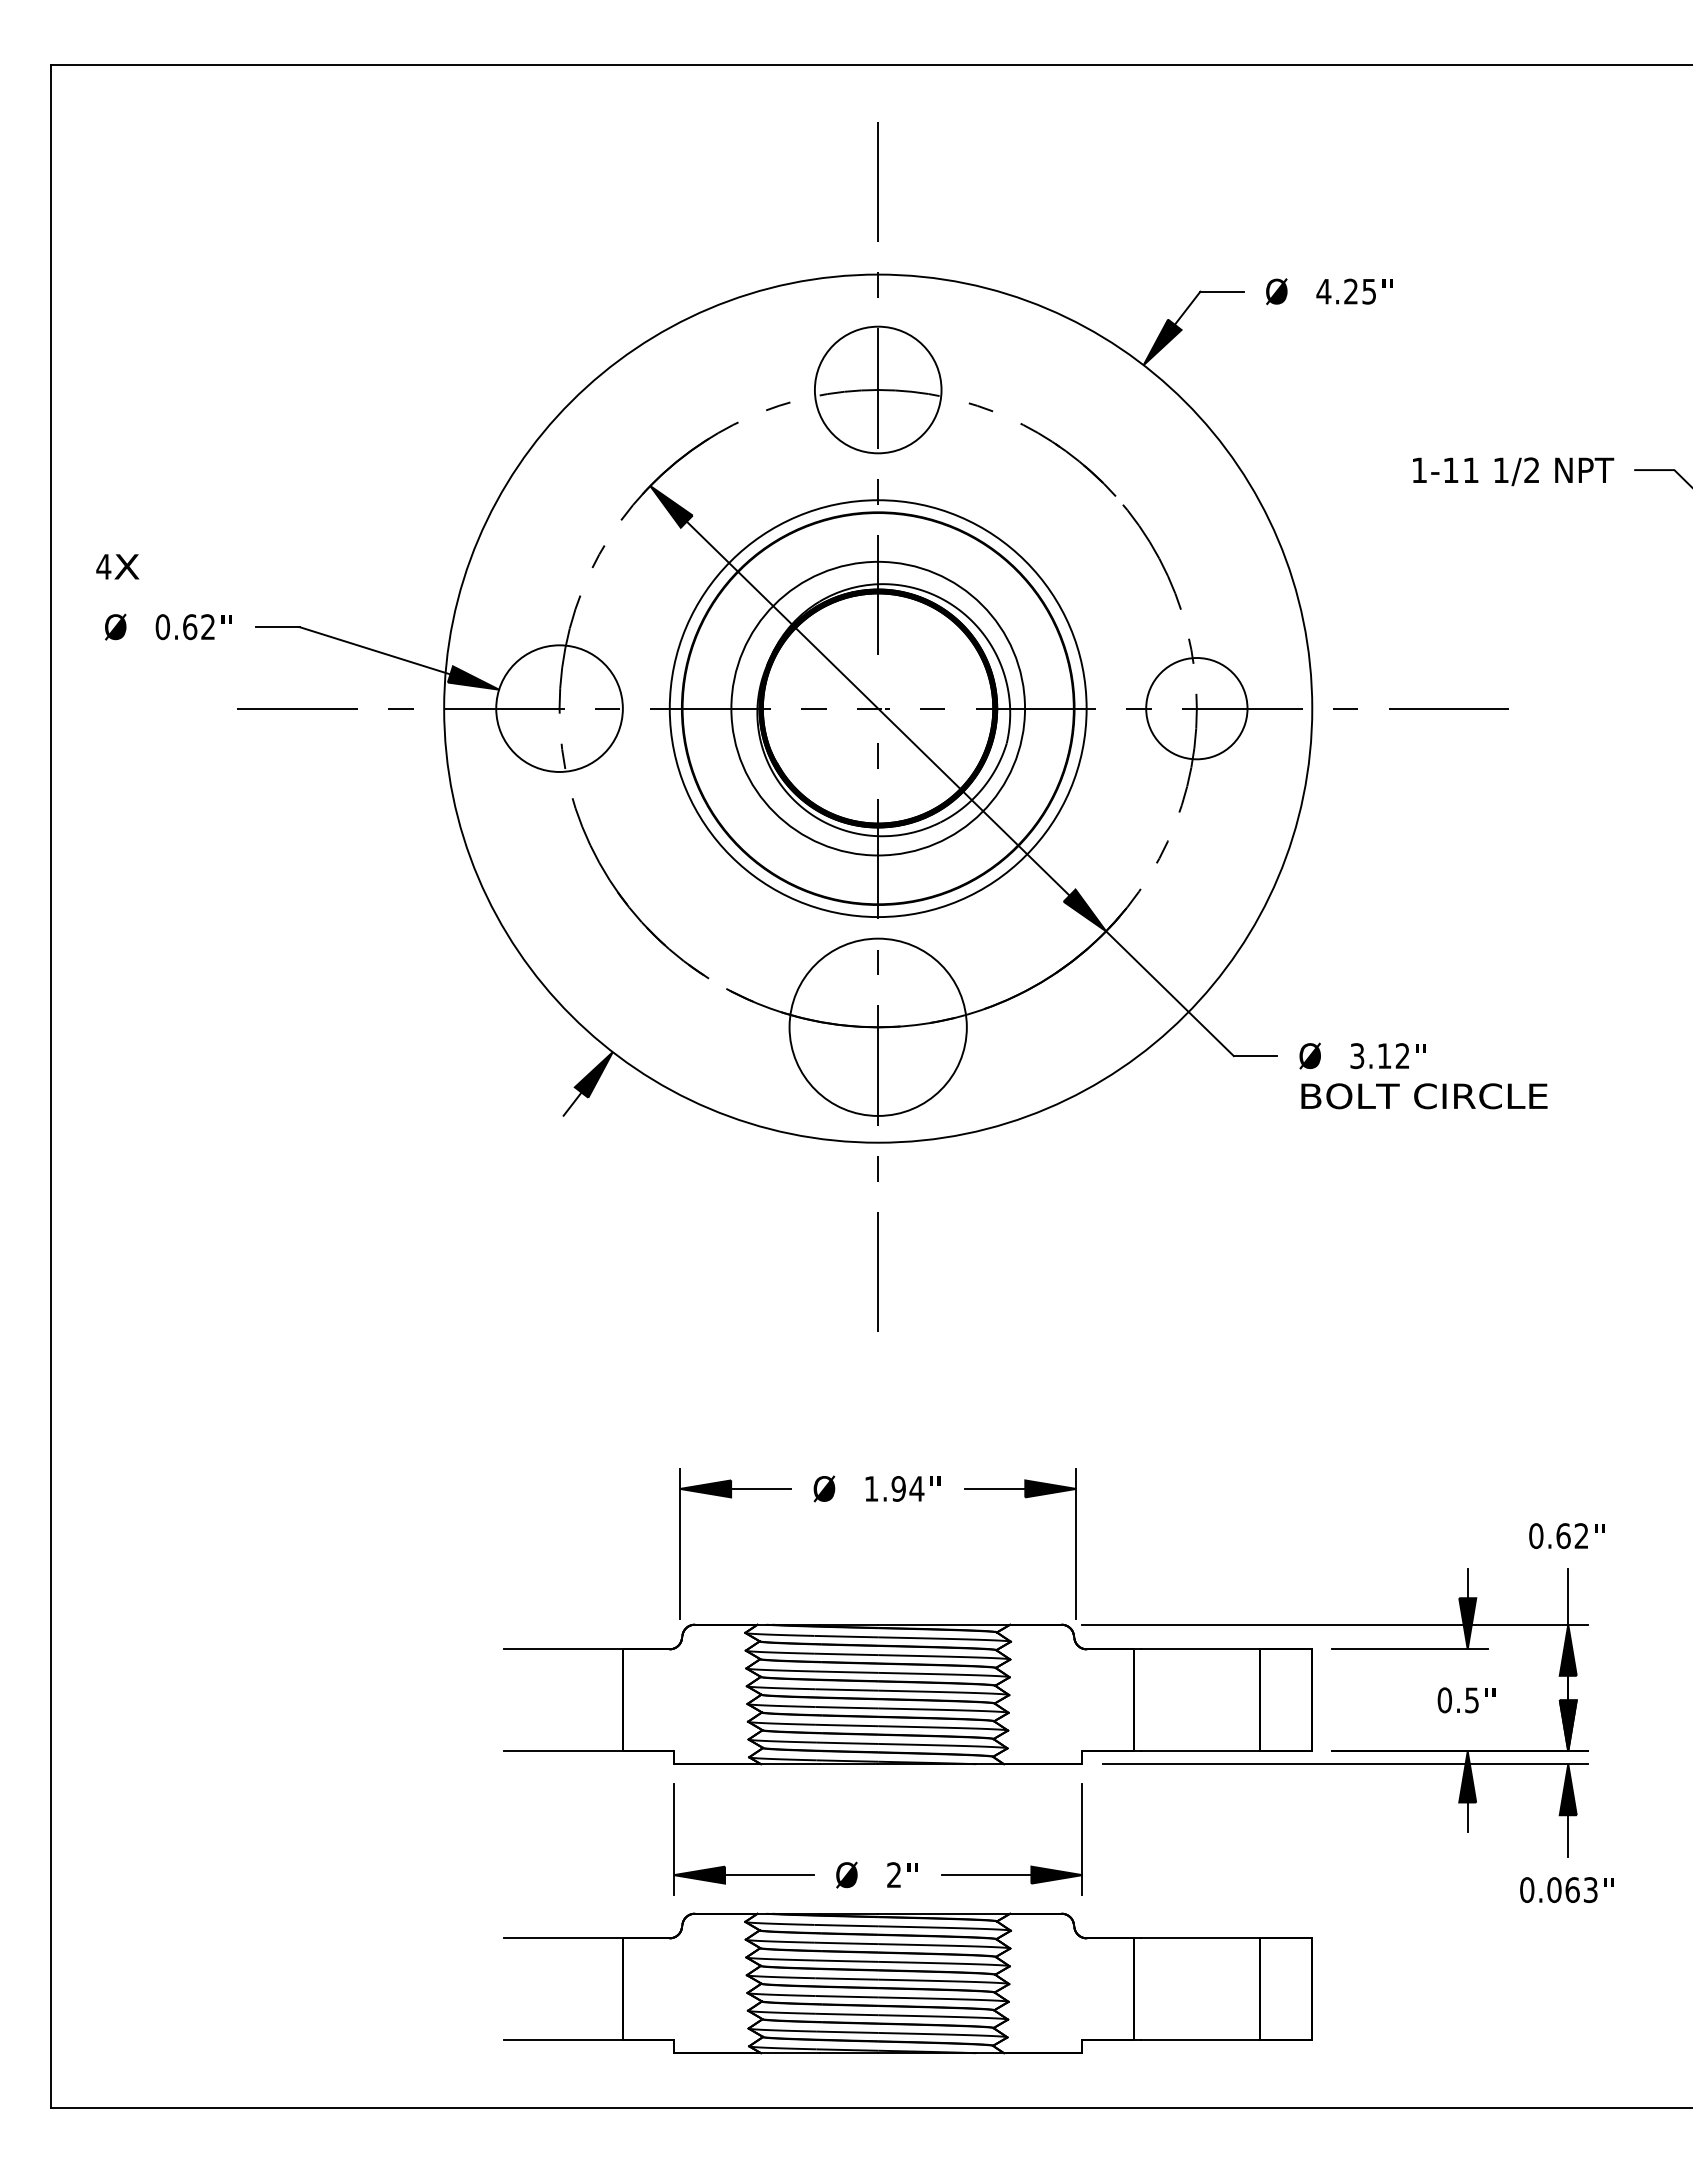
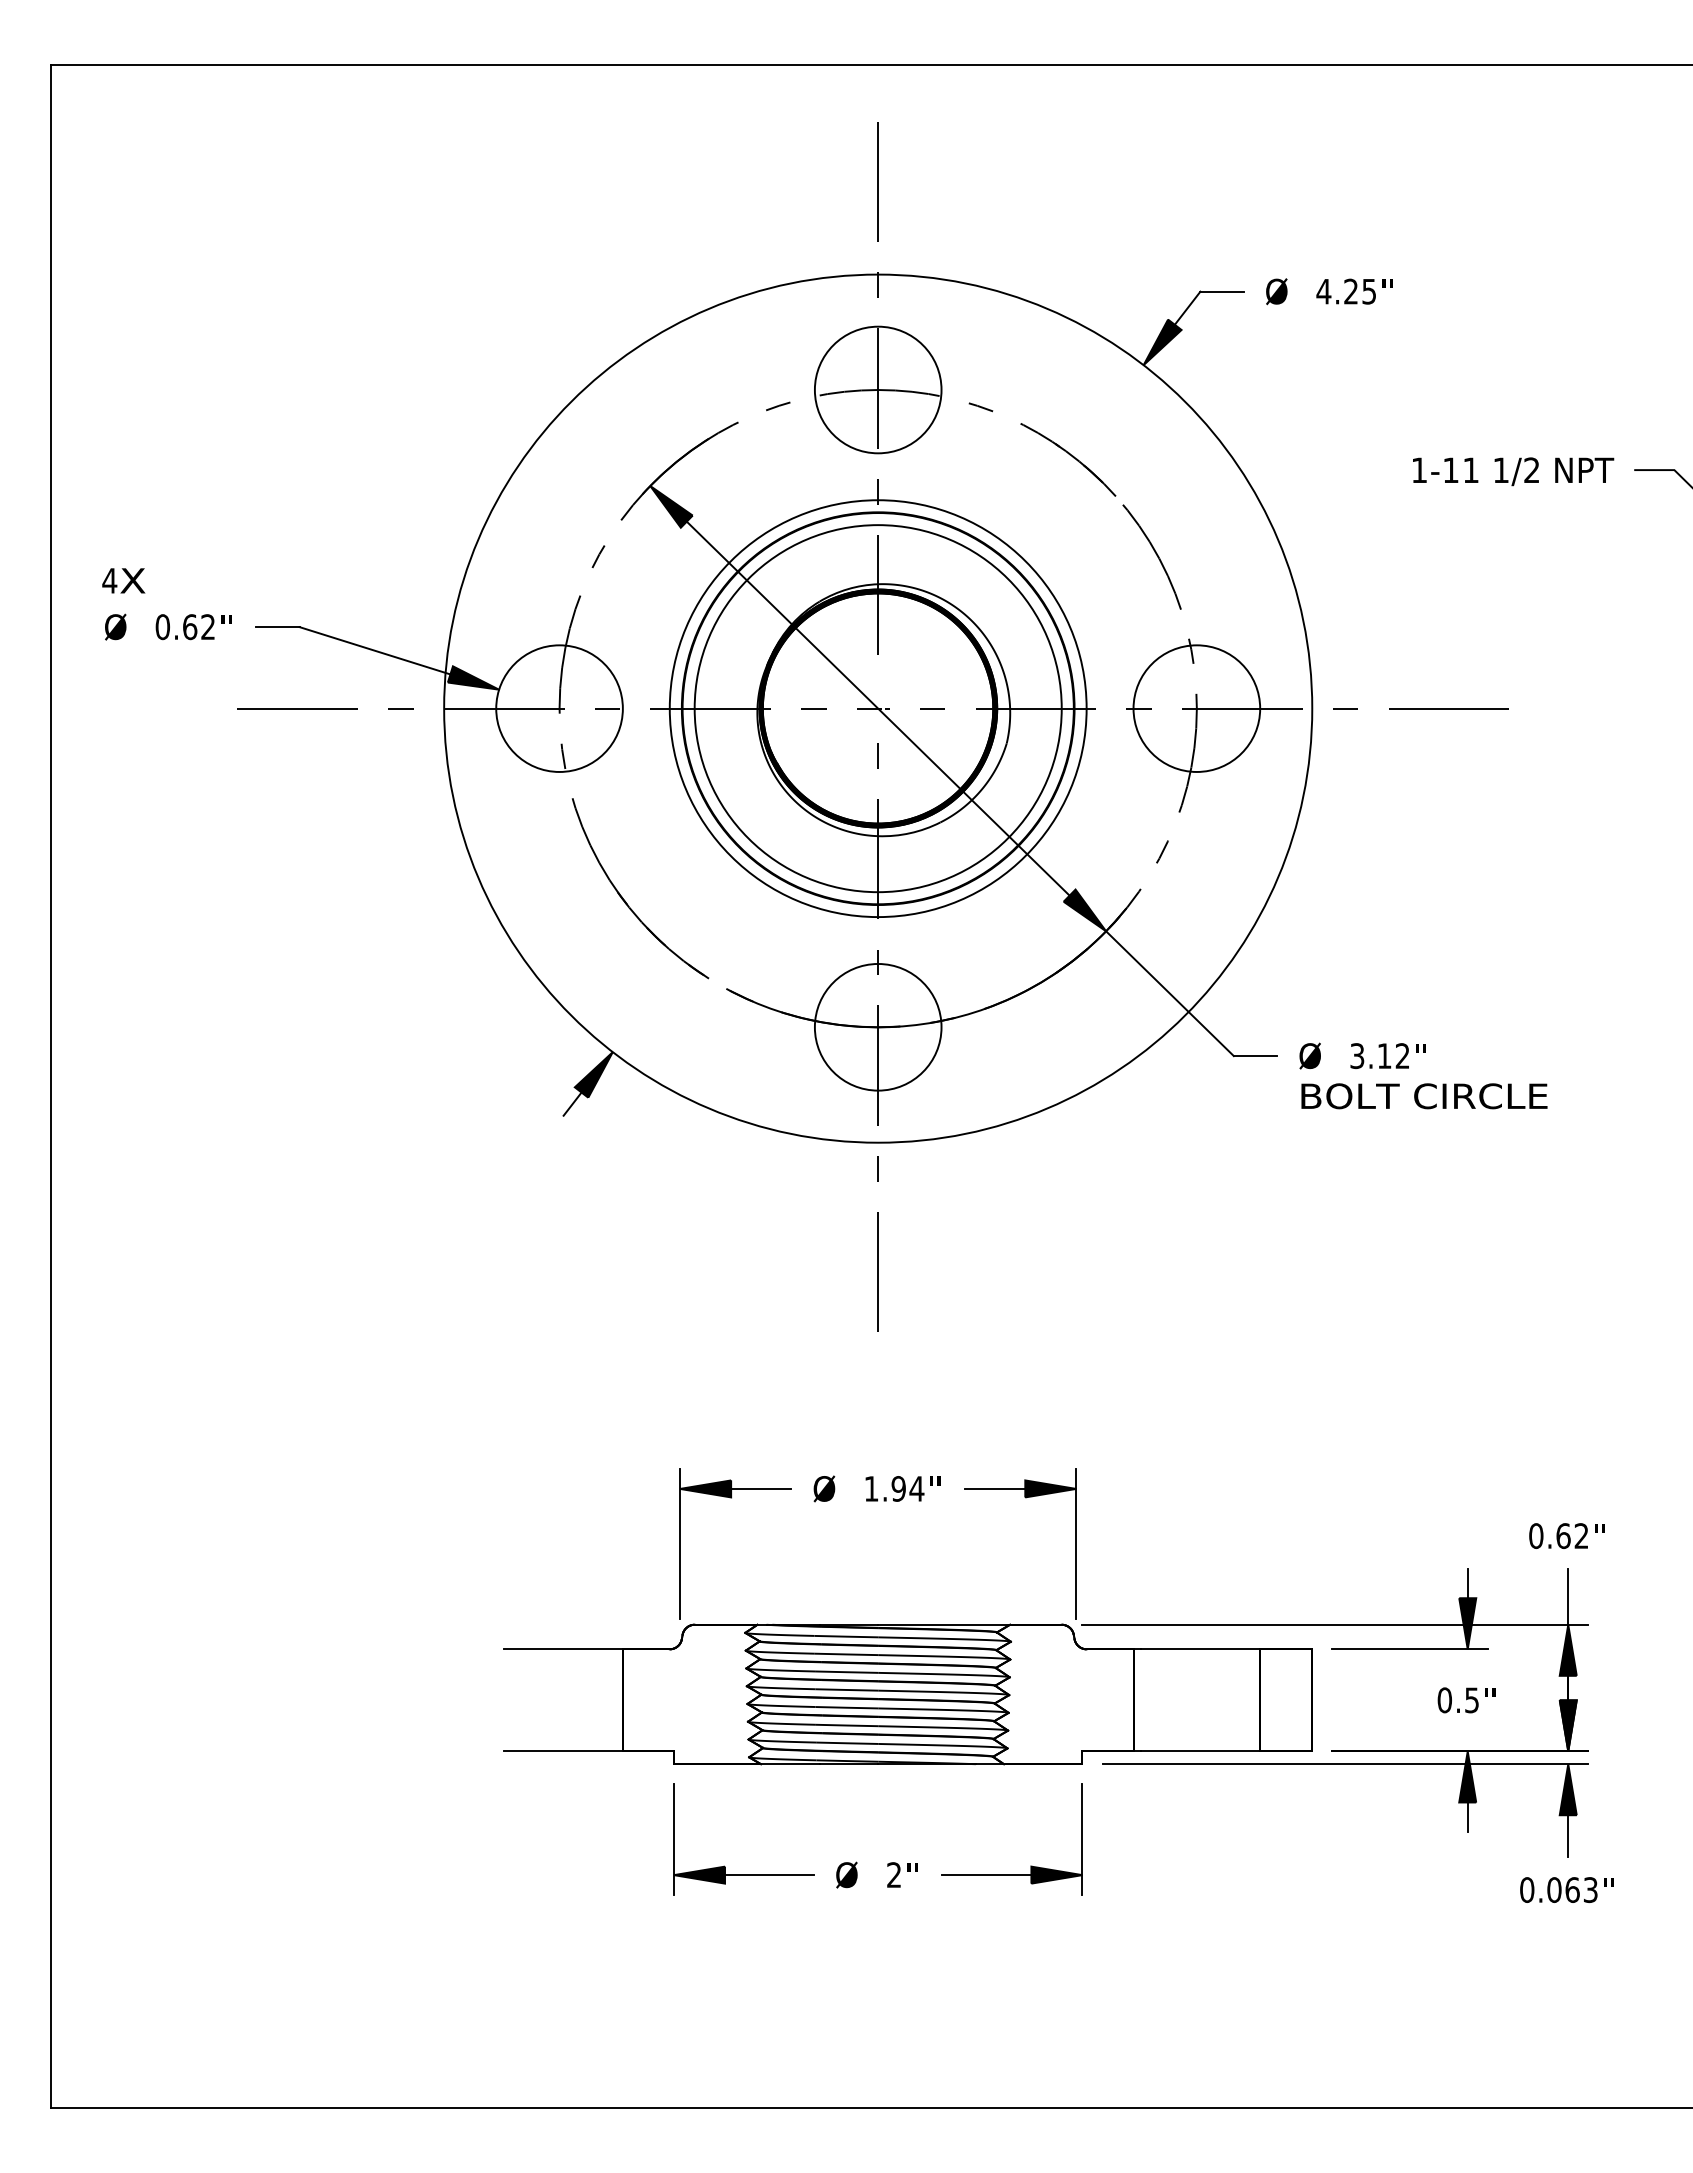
text position: (117, 566) -> (123, 580) (123, 580)
circle diameter: 294 px -> 367 px (877, 708)
circle diameter: 101 px -> 127 px (1196, 708)
circle diameter: 177 px -> 127 px (877, 1026)
part: present -> none (907, 1983)
